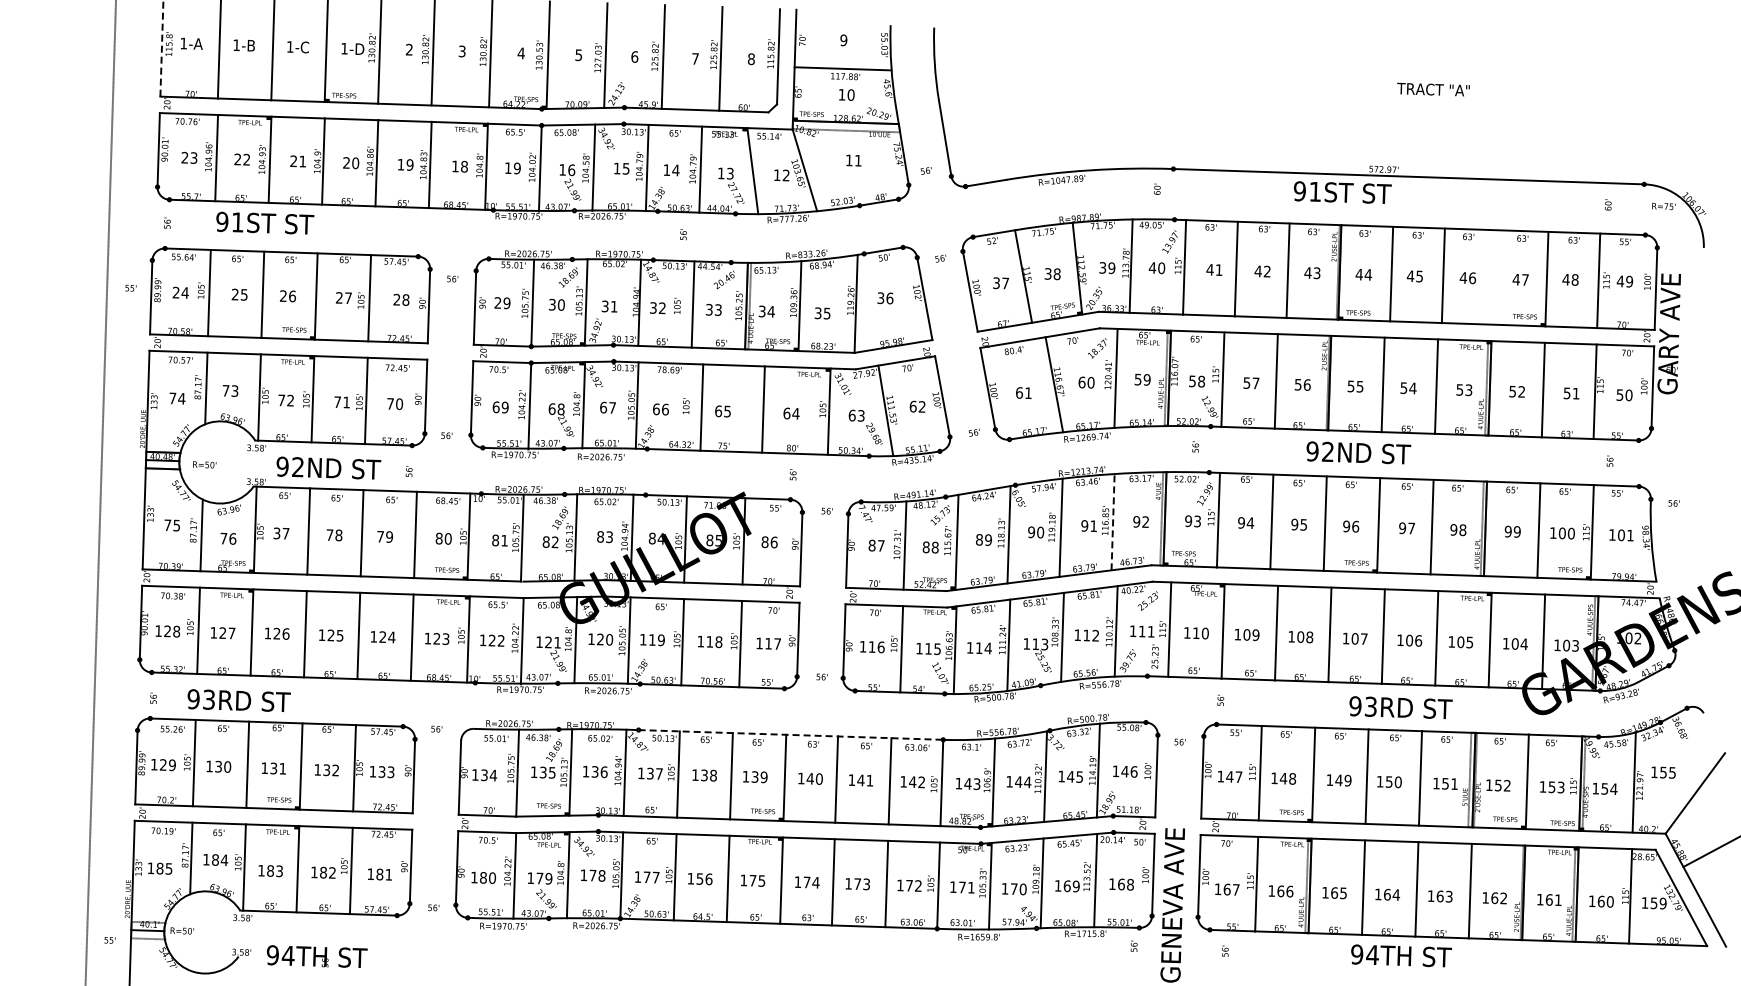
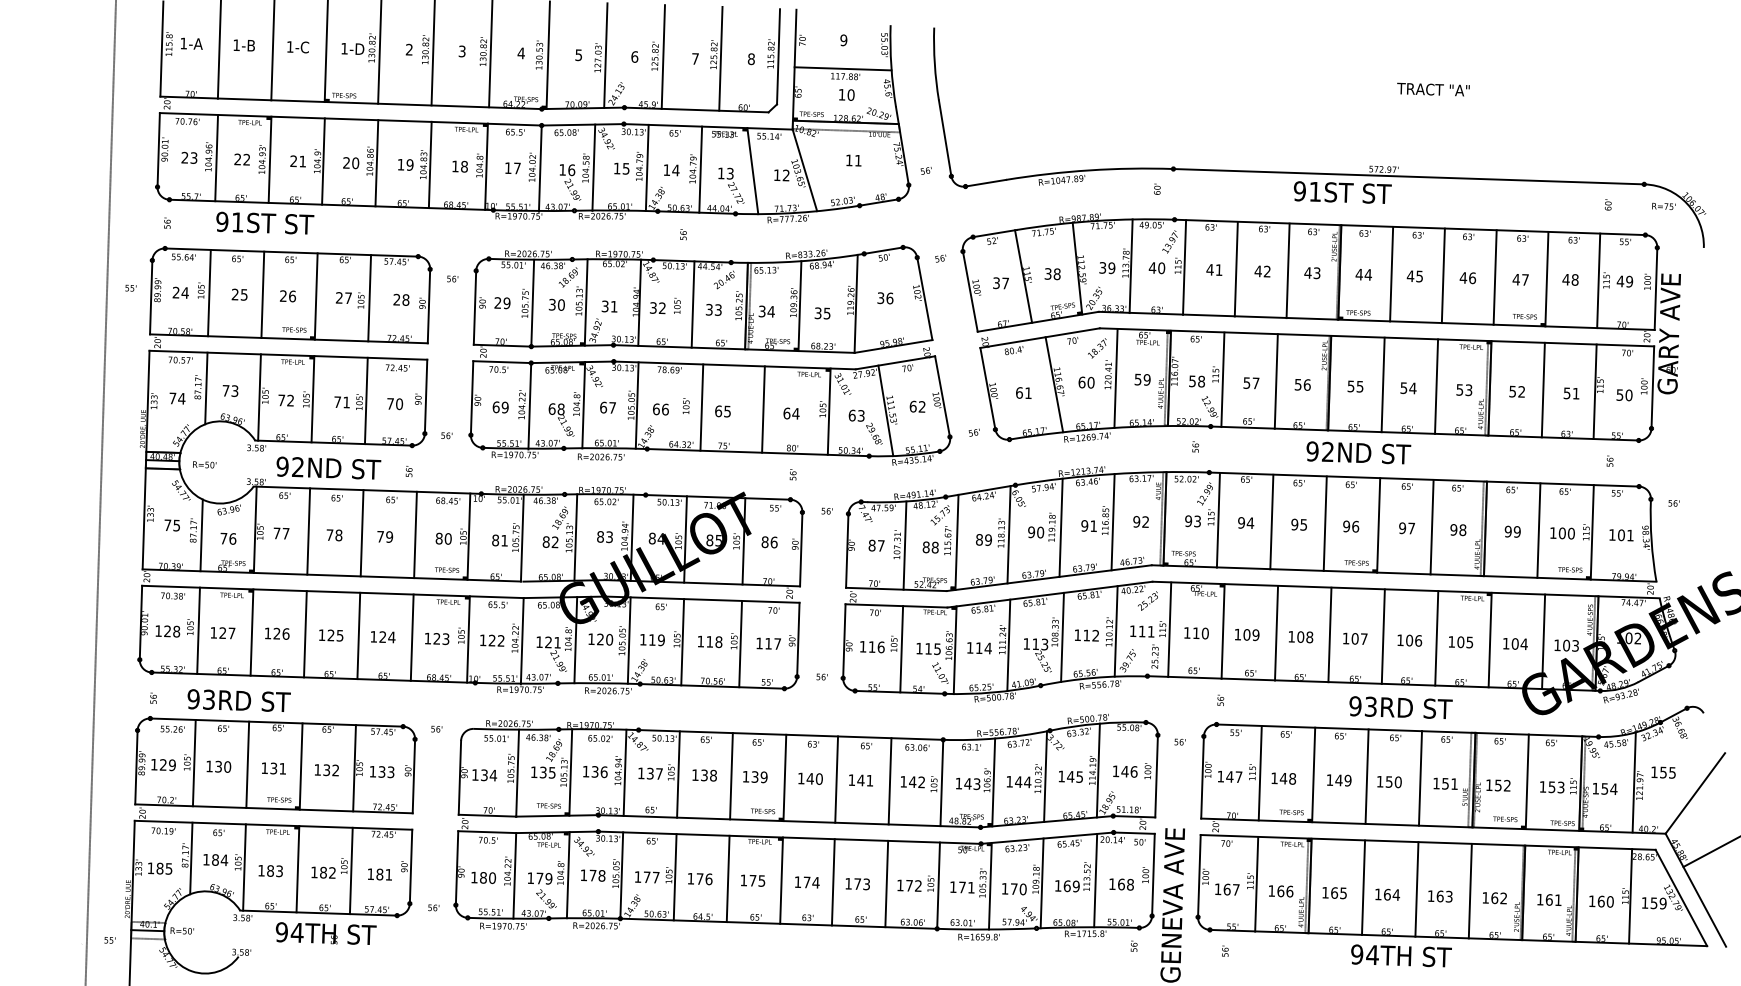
line: dashed -> solid (161, 49)
text: 19 -> 17 (516, 168)
line: none -> present (1494, 277)
line: dashed -> solid (1113, 521)
text: 37 -> 77 (276, 533)
line: dashed -> solid (791, 734)
text: 156 -> 176 (699, 878)
text position: (316, 956) -> (325, 933) (325, 933)
